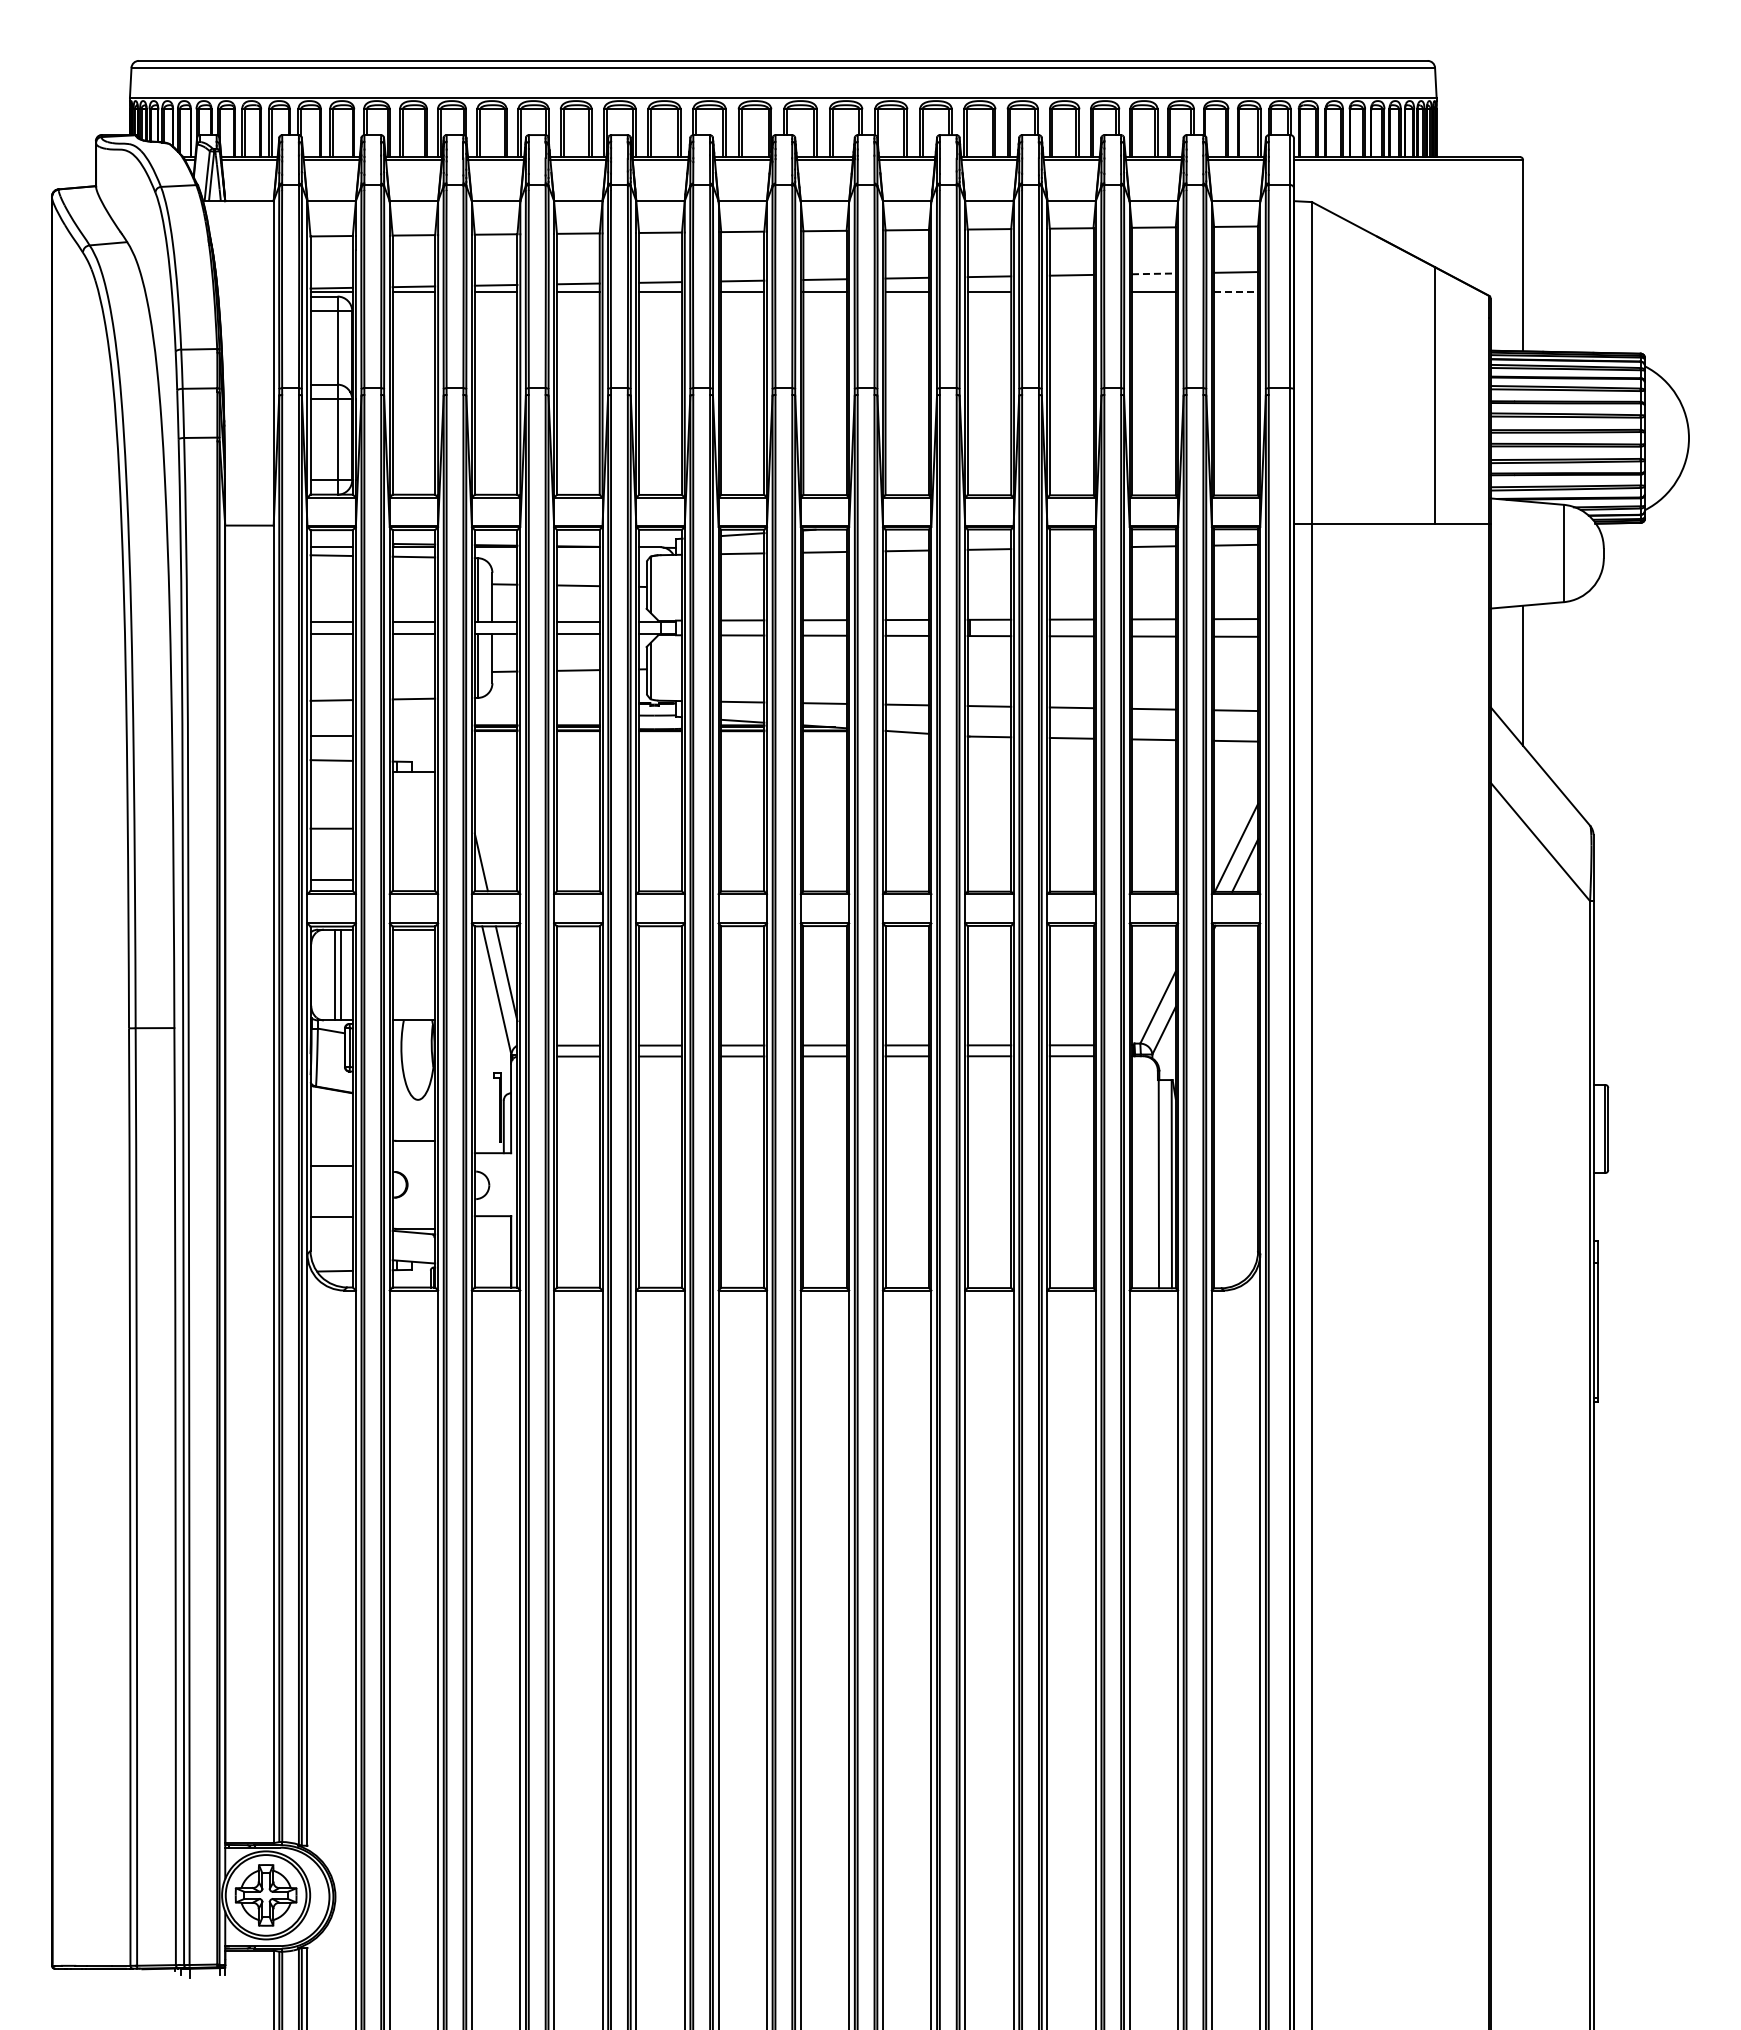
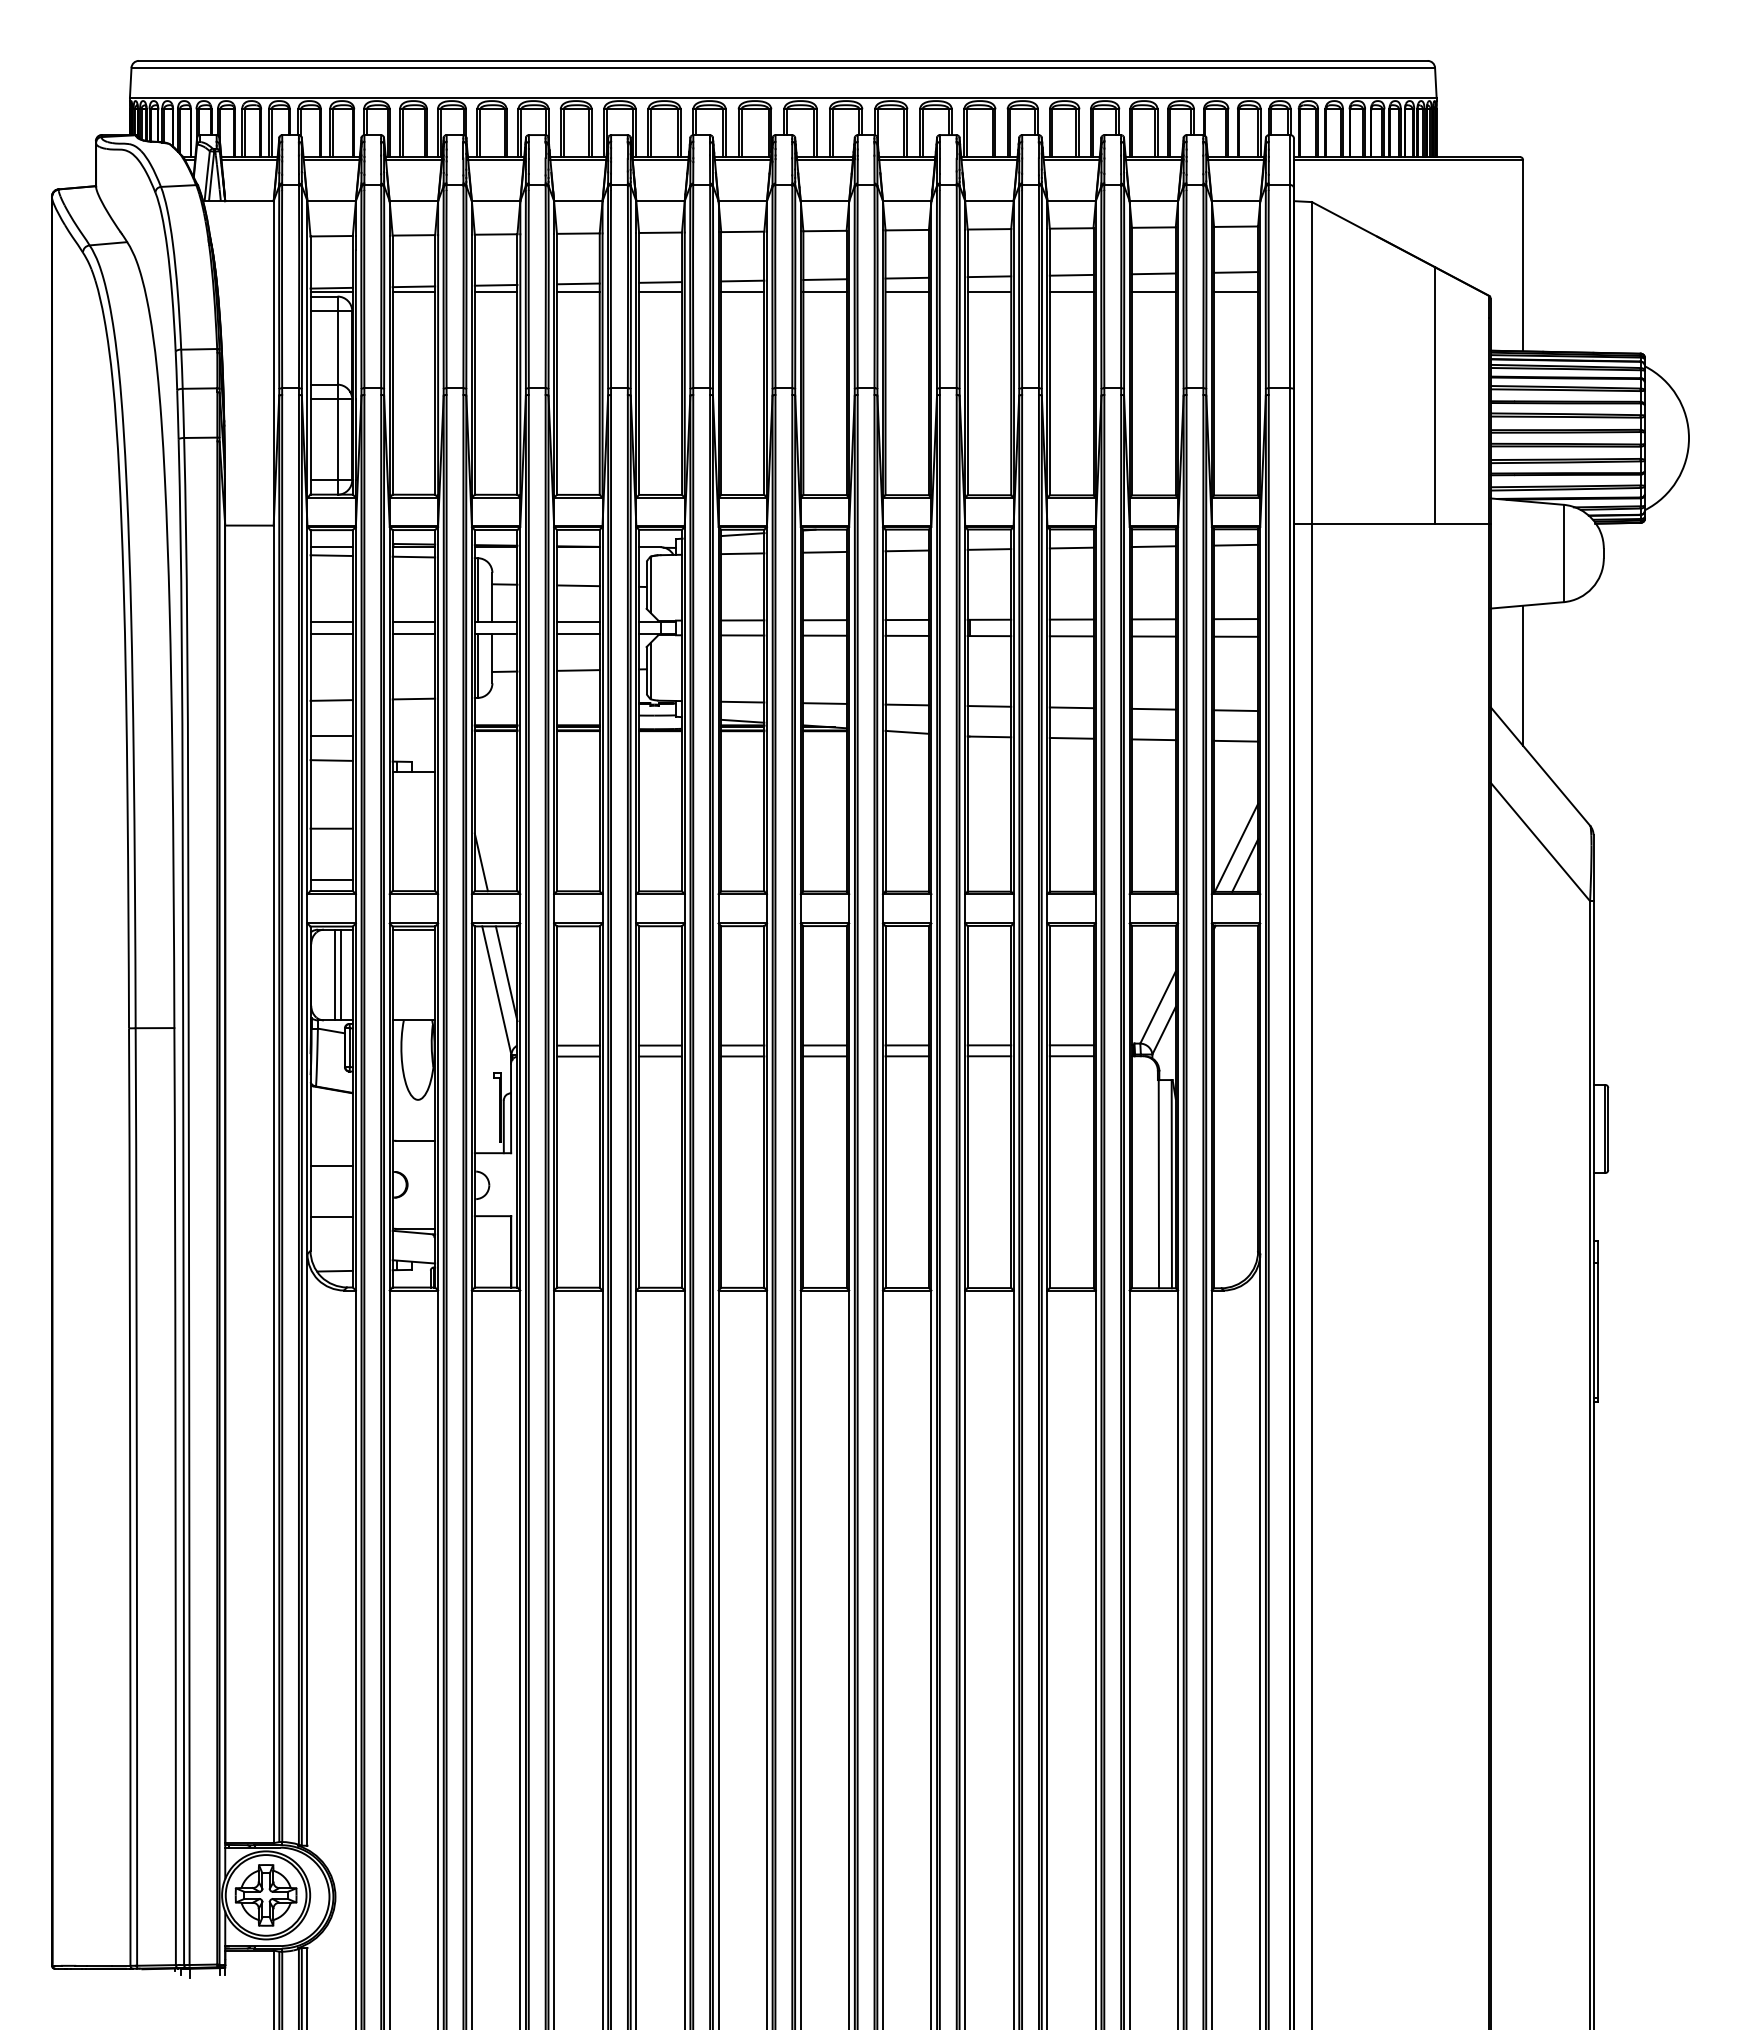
line: dashed -> solid (1153, 273)
line: none -> present (1071, 292)
line: dashed -> solid (1236, 292)
line: none -> present (1071, 547)
